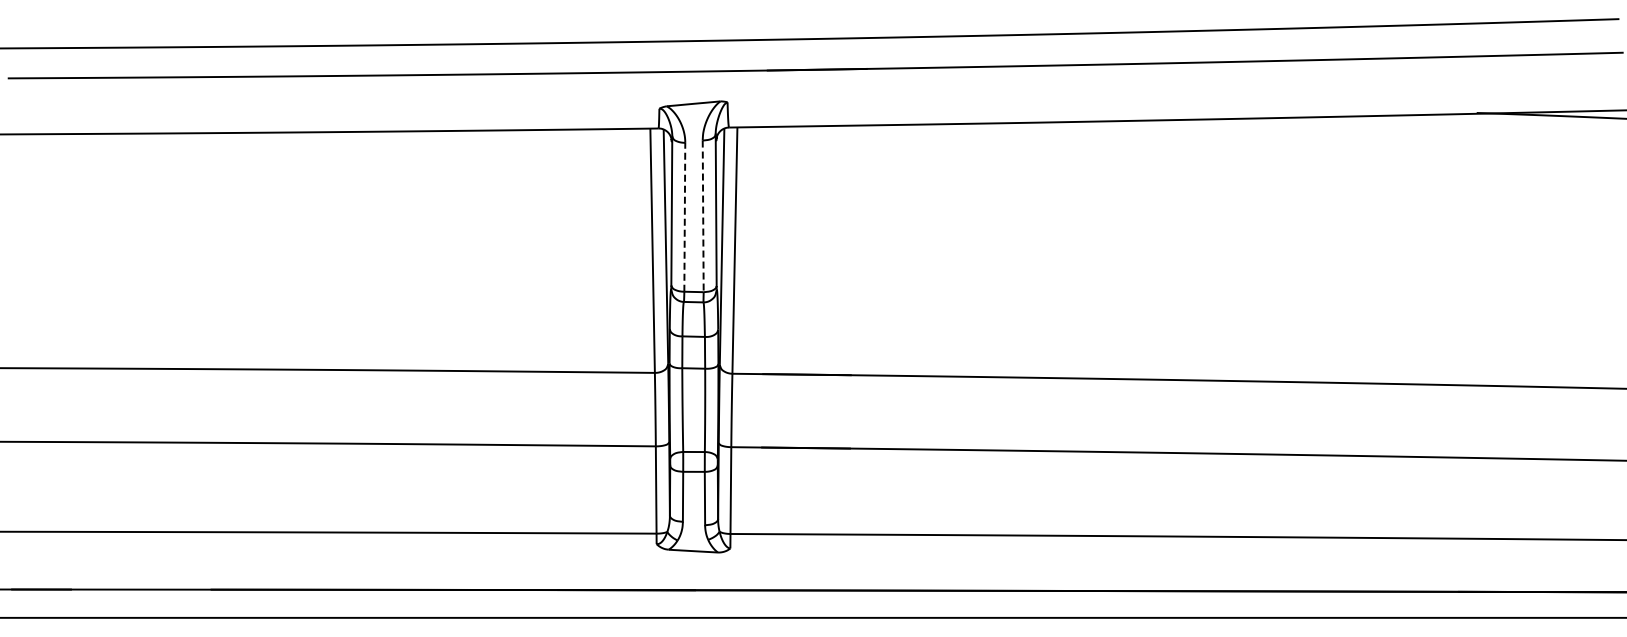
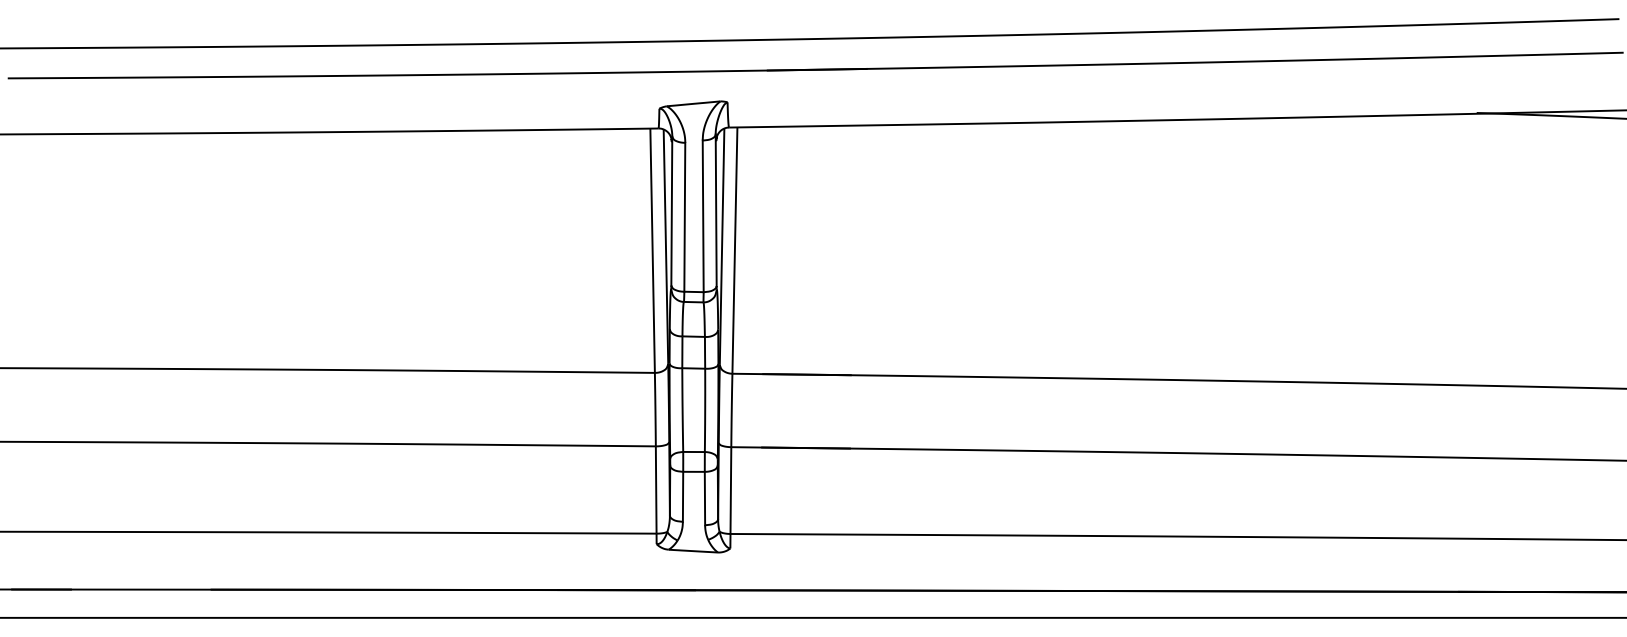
line: dashed -> solid (684, 216)
line: dashed -> solid (703, 216)
